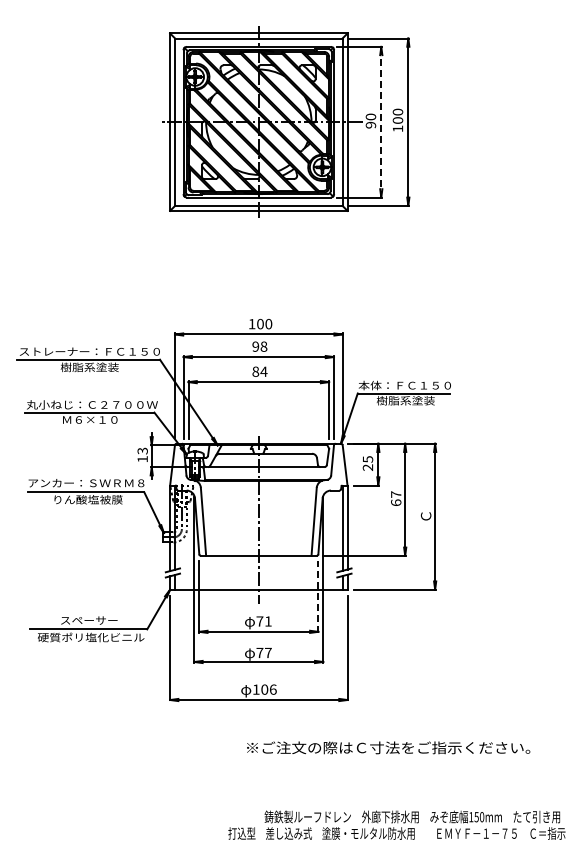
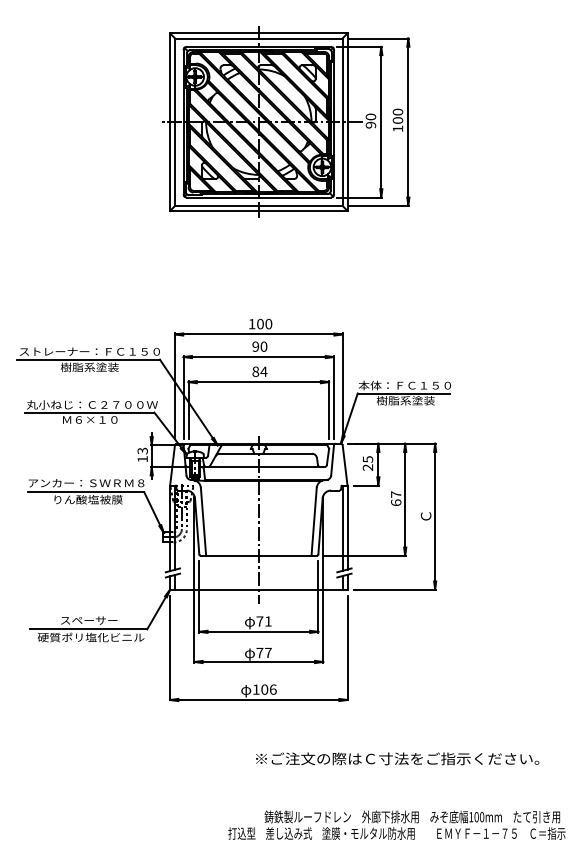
line: dashed -> solid (381, 121)
text: 98 -> 90 (263, 346)
line: dashed -> solid (318, 596)
text position: (388, 747) -> (397, 758) (397, 758)
text: 150mm -> 100mm (476, 817)
